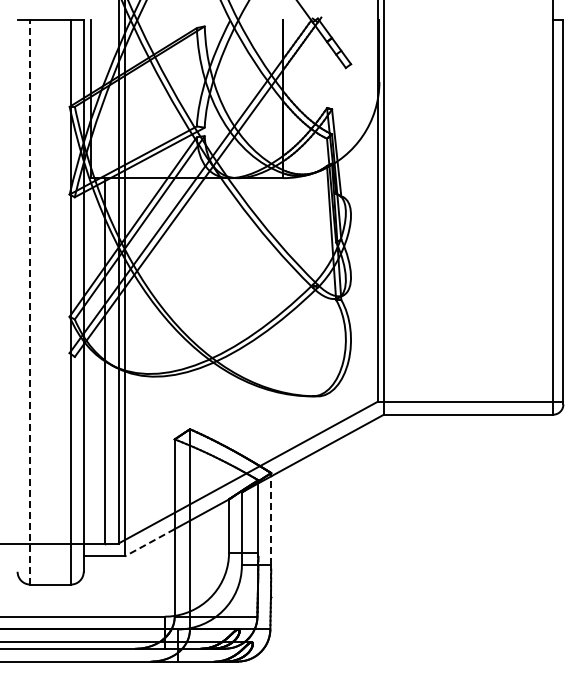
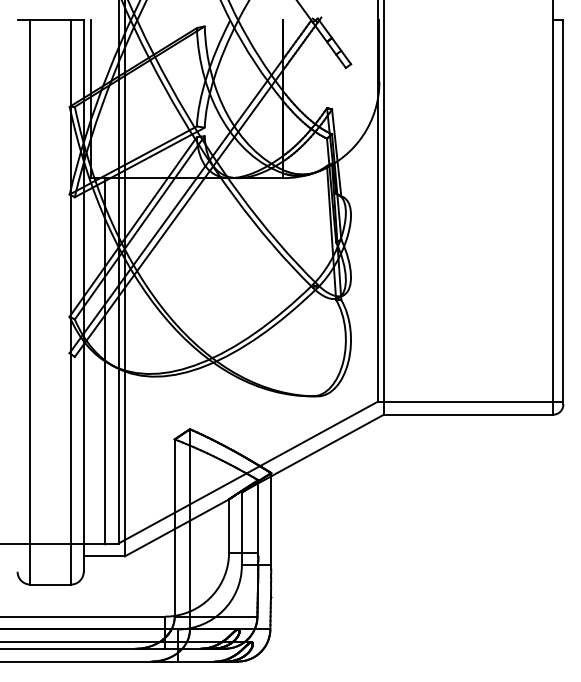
line: dashed -> solid (30, 302)
line: dashed -> solid (271, 518)
line: dashed -> solid (149, 543)
